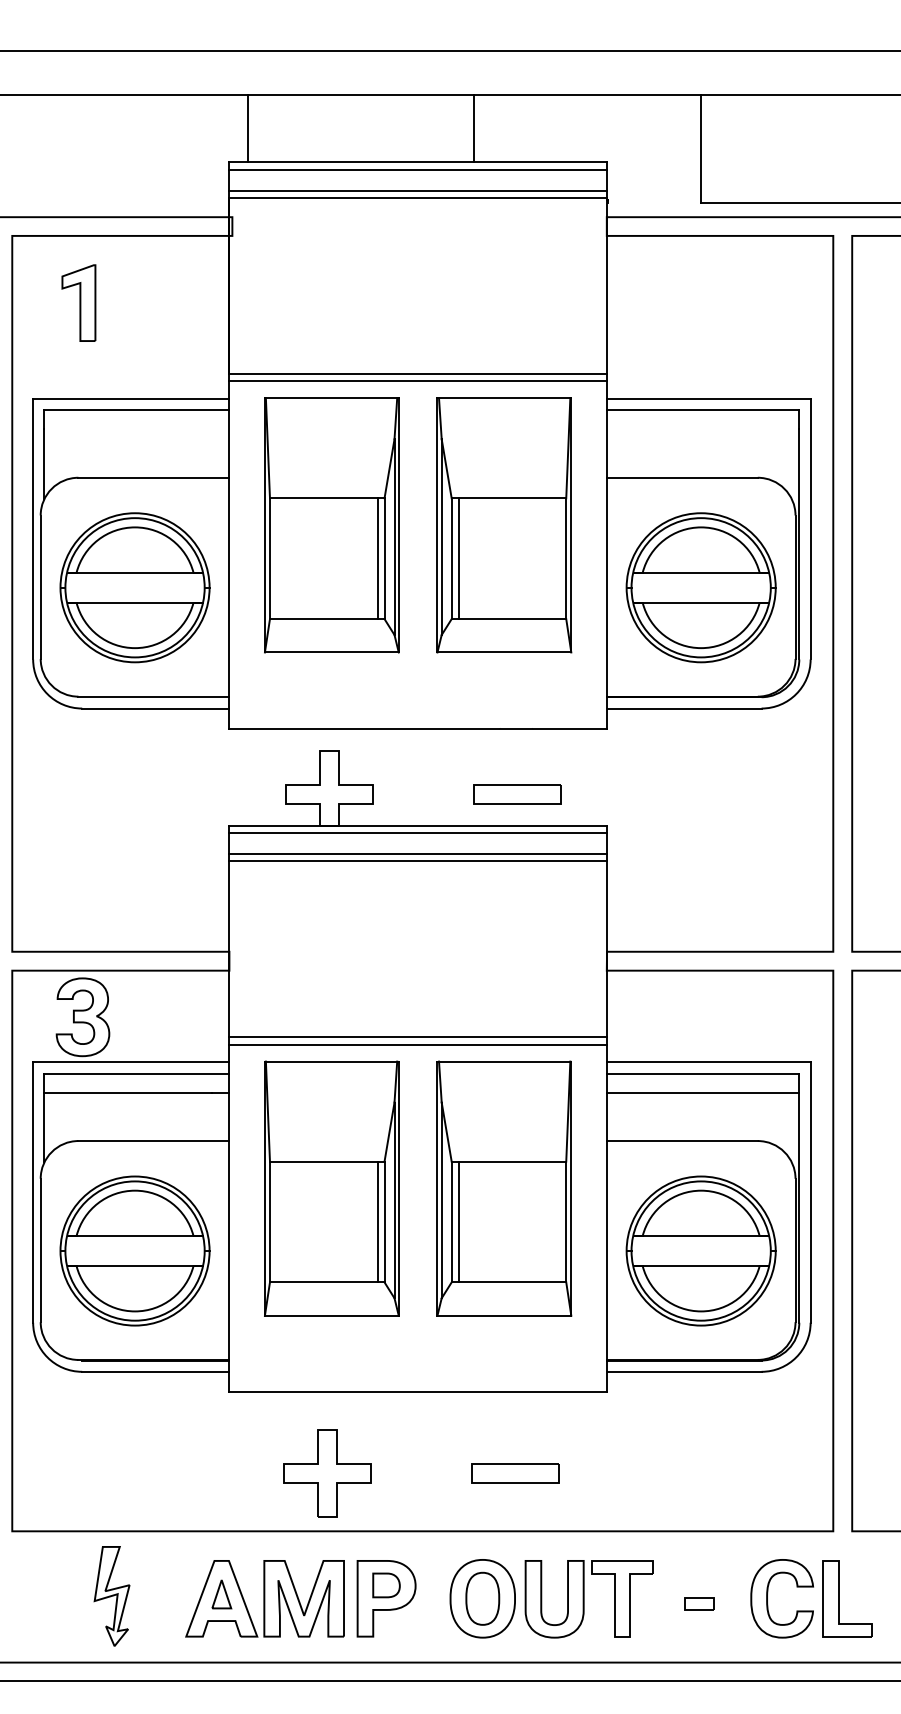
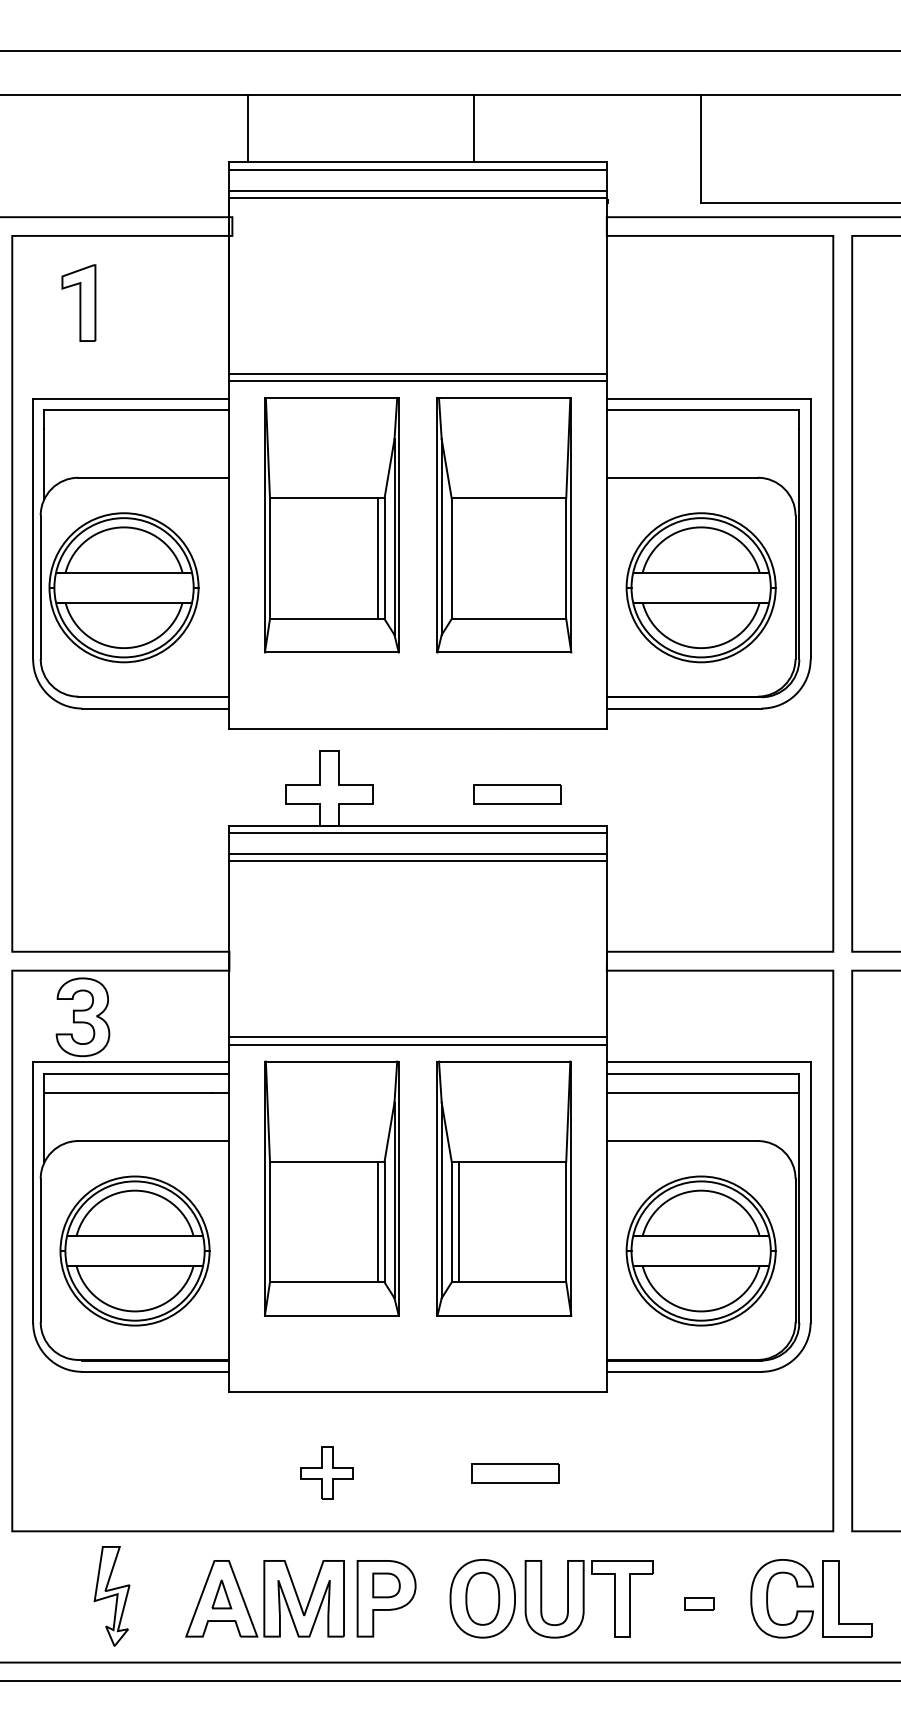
line: present -> none (458, 558)
part position: (134, 587) -> (123, 587) (123, 587)
part size: 89x89 px -> 54x54 px (326, 1472)
